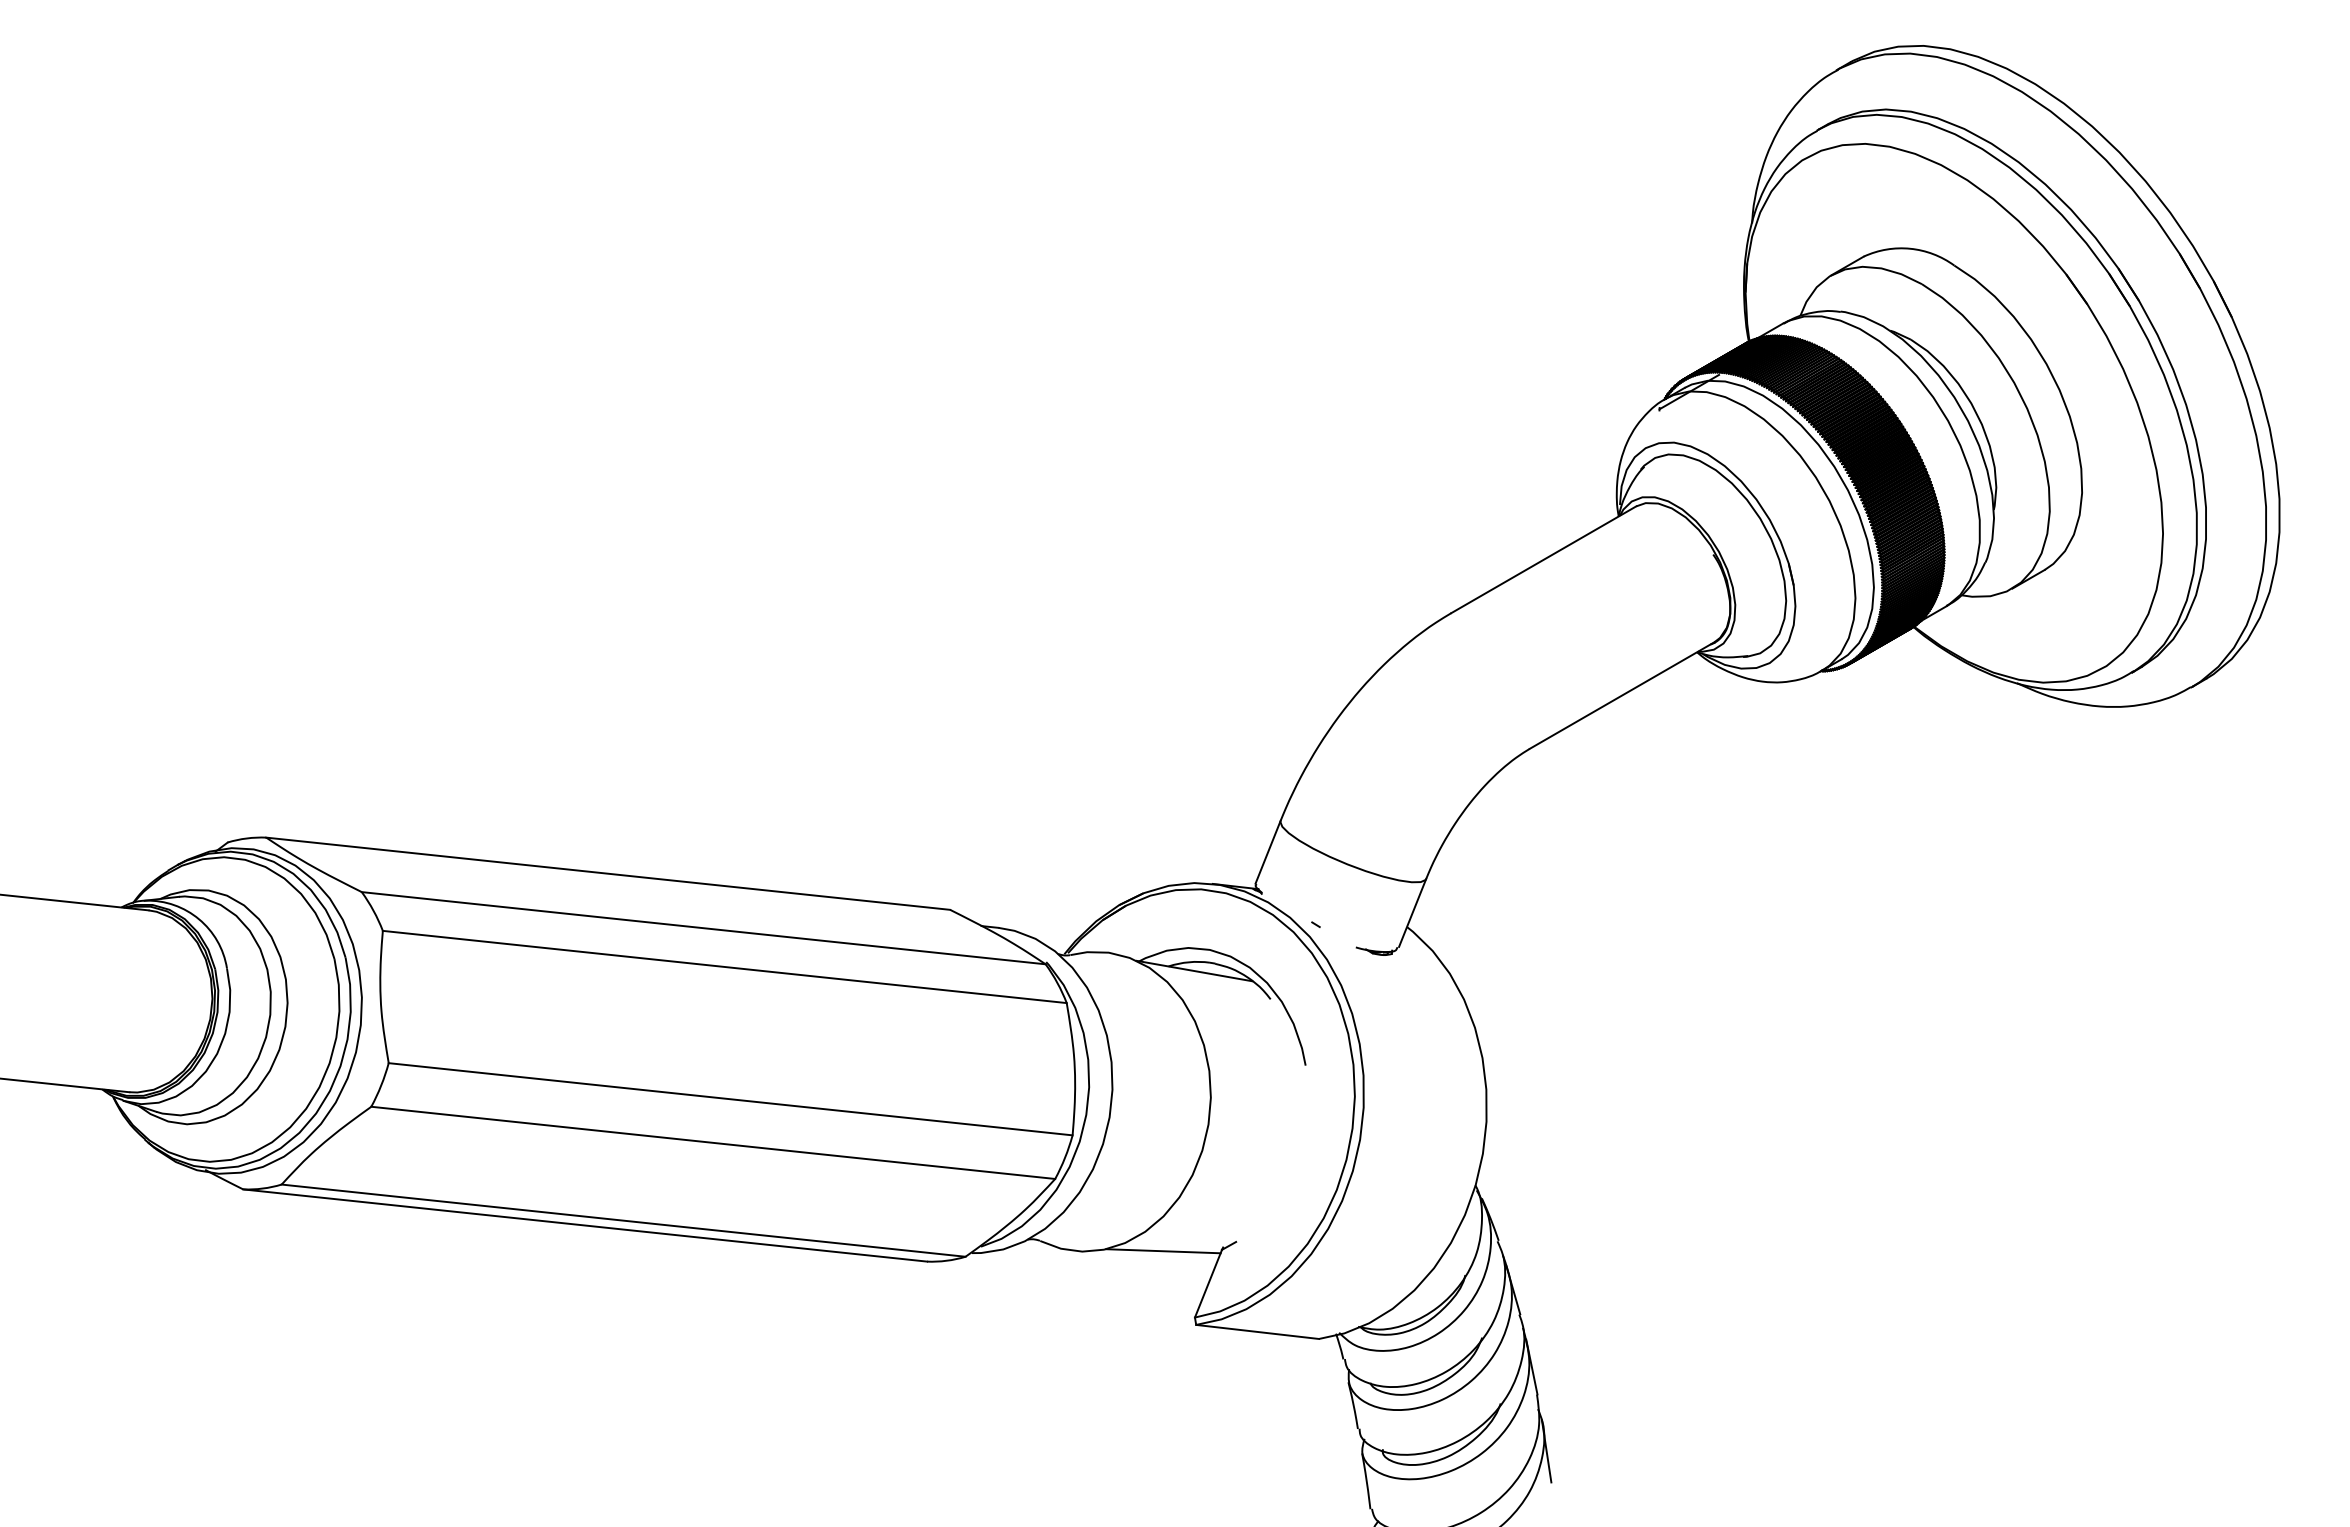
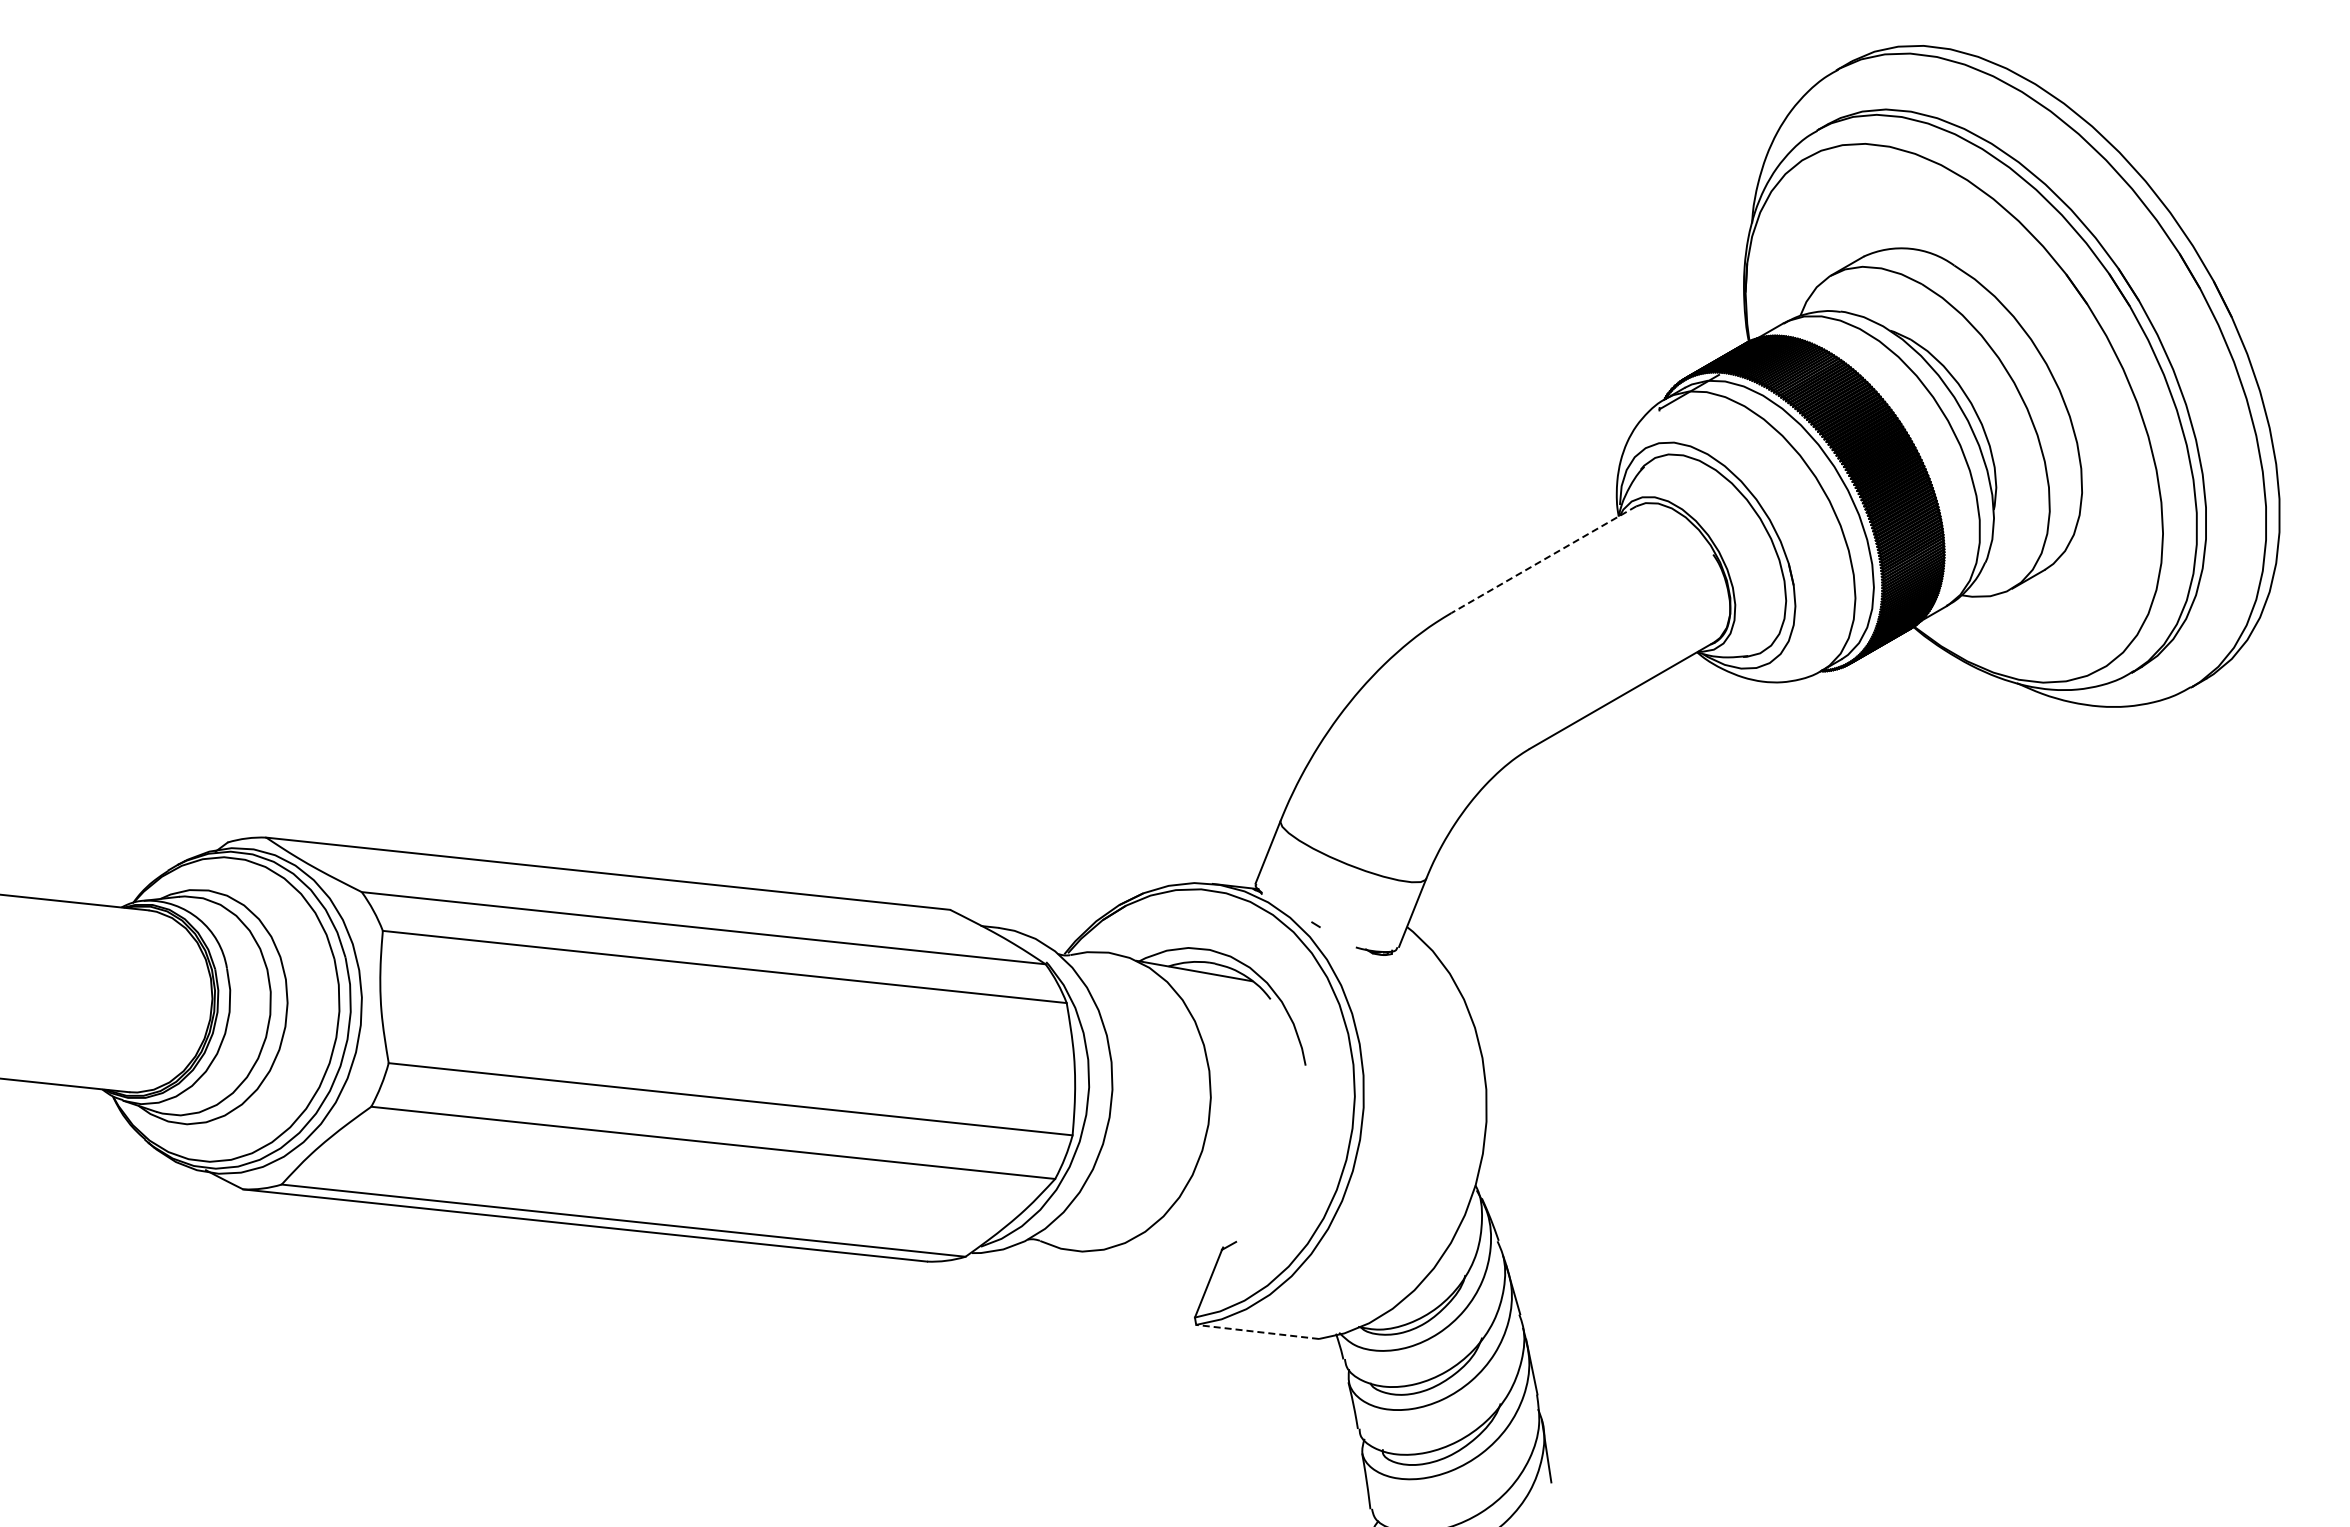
line: solid -> dashed (1543, 559)
line: present -> none (1163, 1251)
line: solid -> dashed (1257, 1331)
